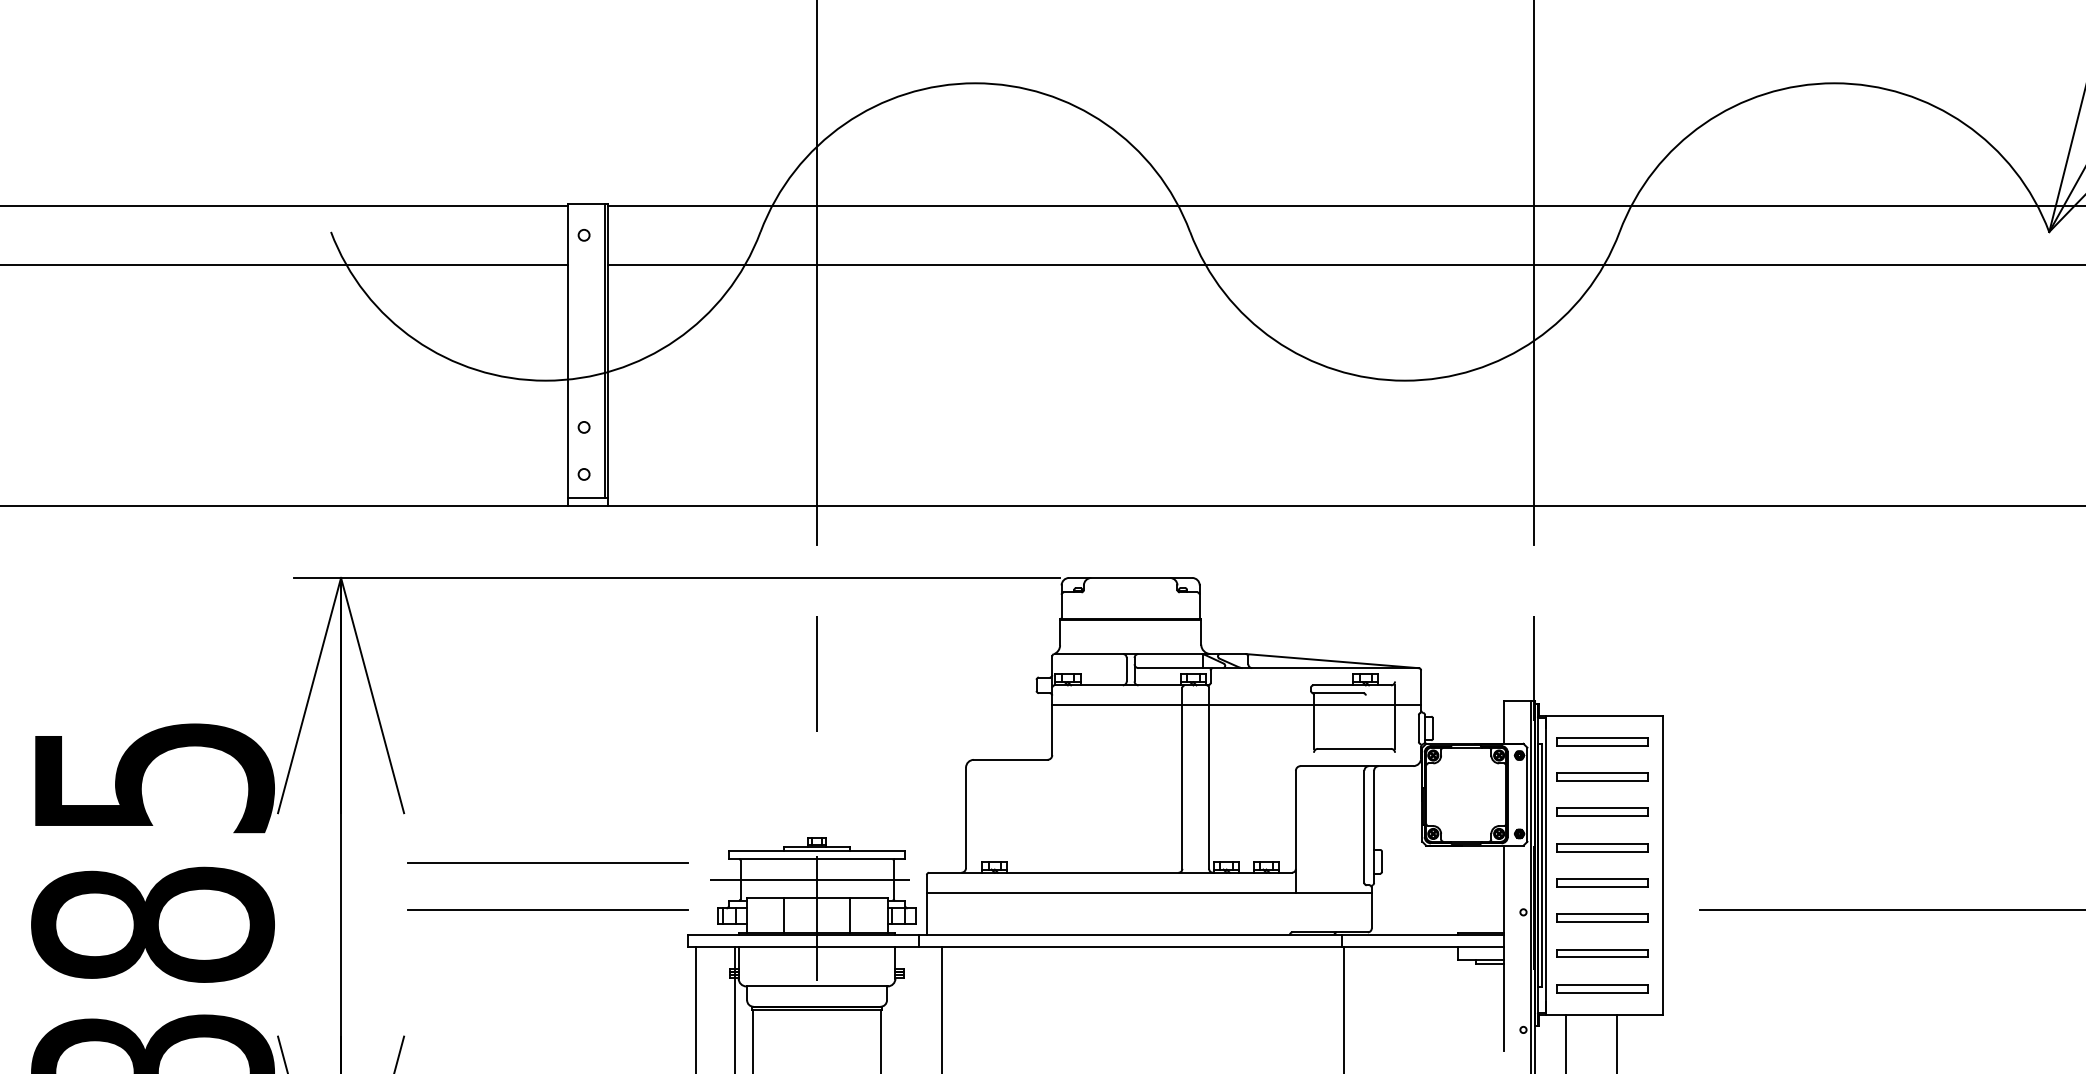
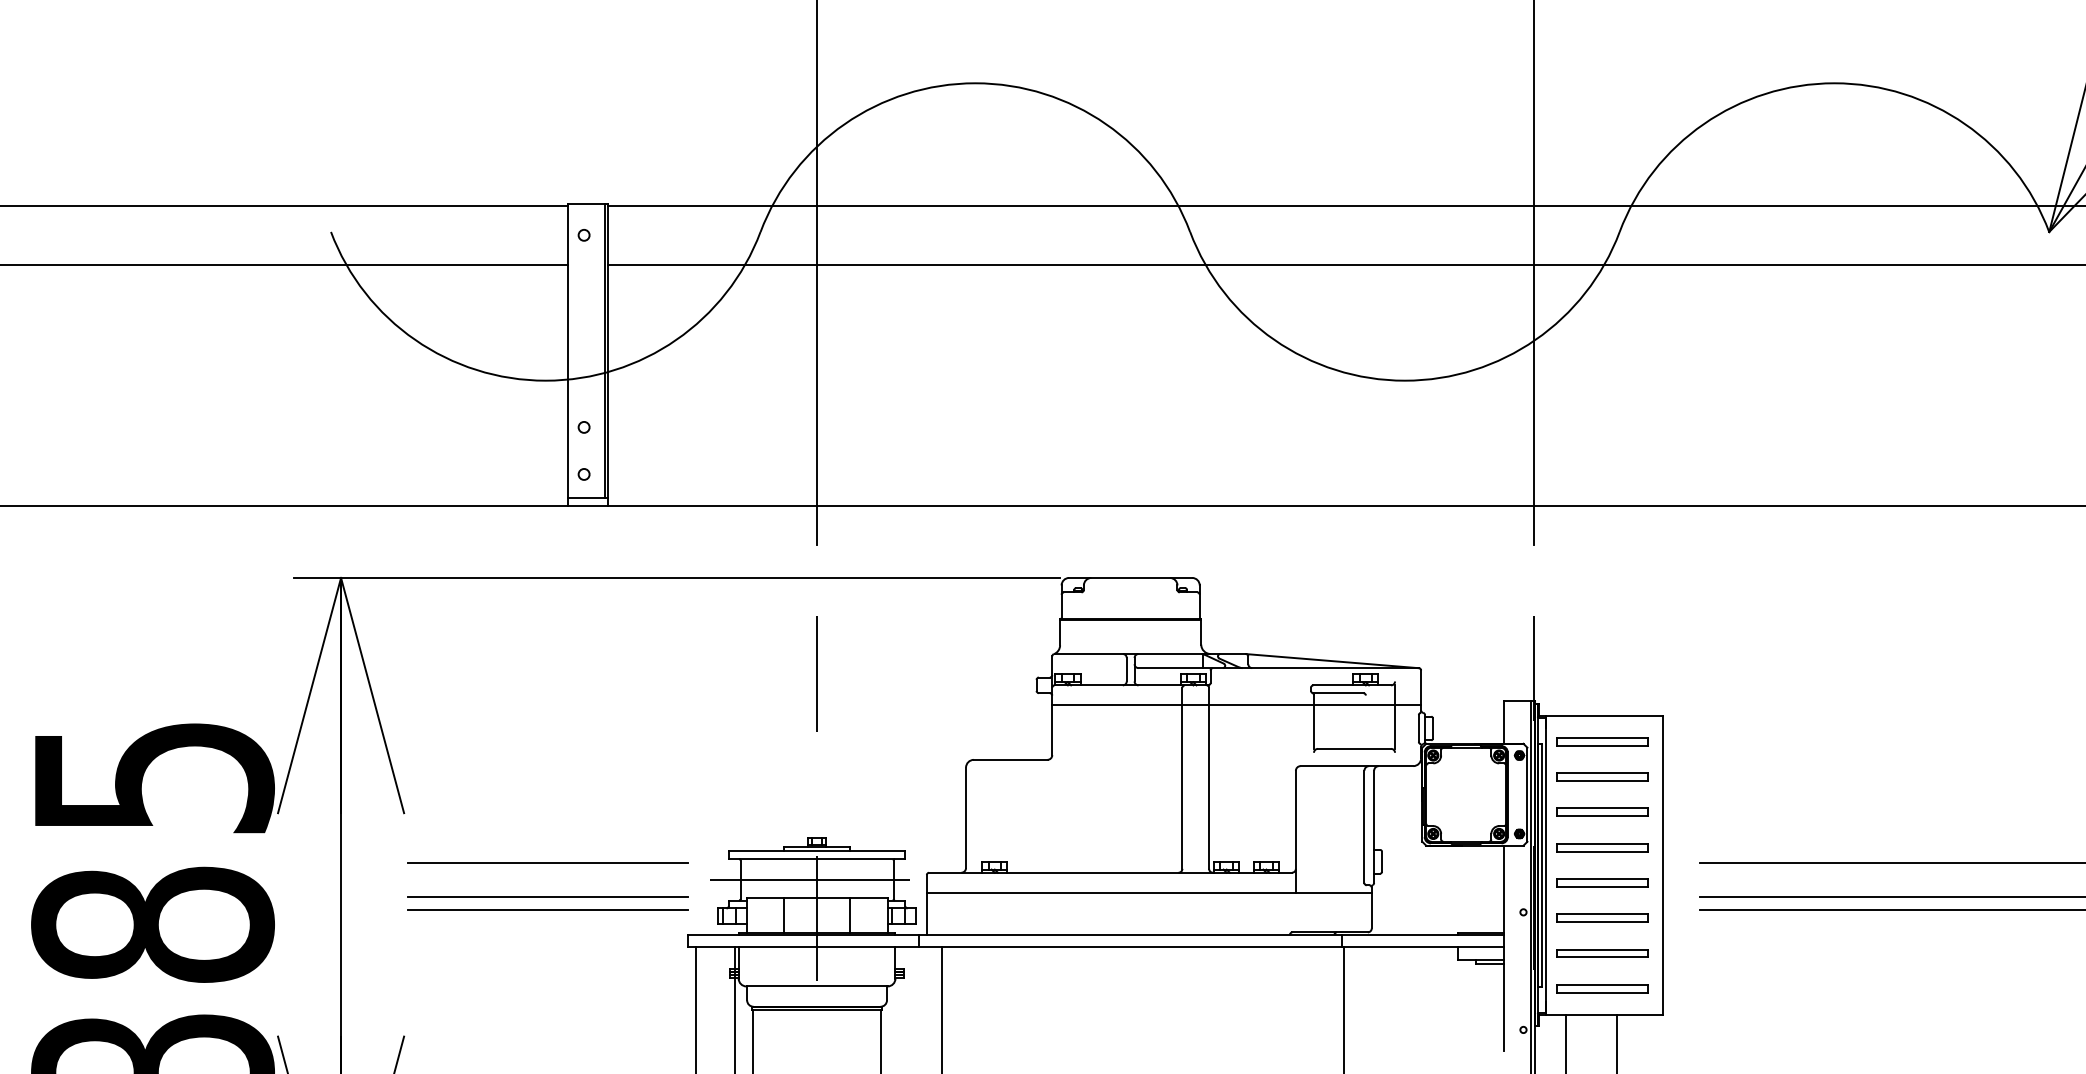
line: none -> present (1890, 862)
line: none -> present (547, 897)
line: none -> present (1890, 897)
